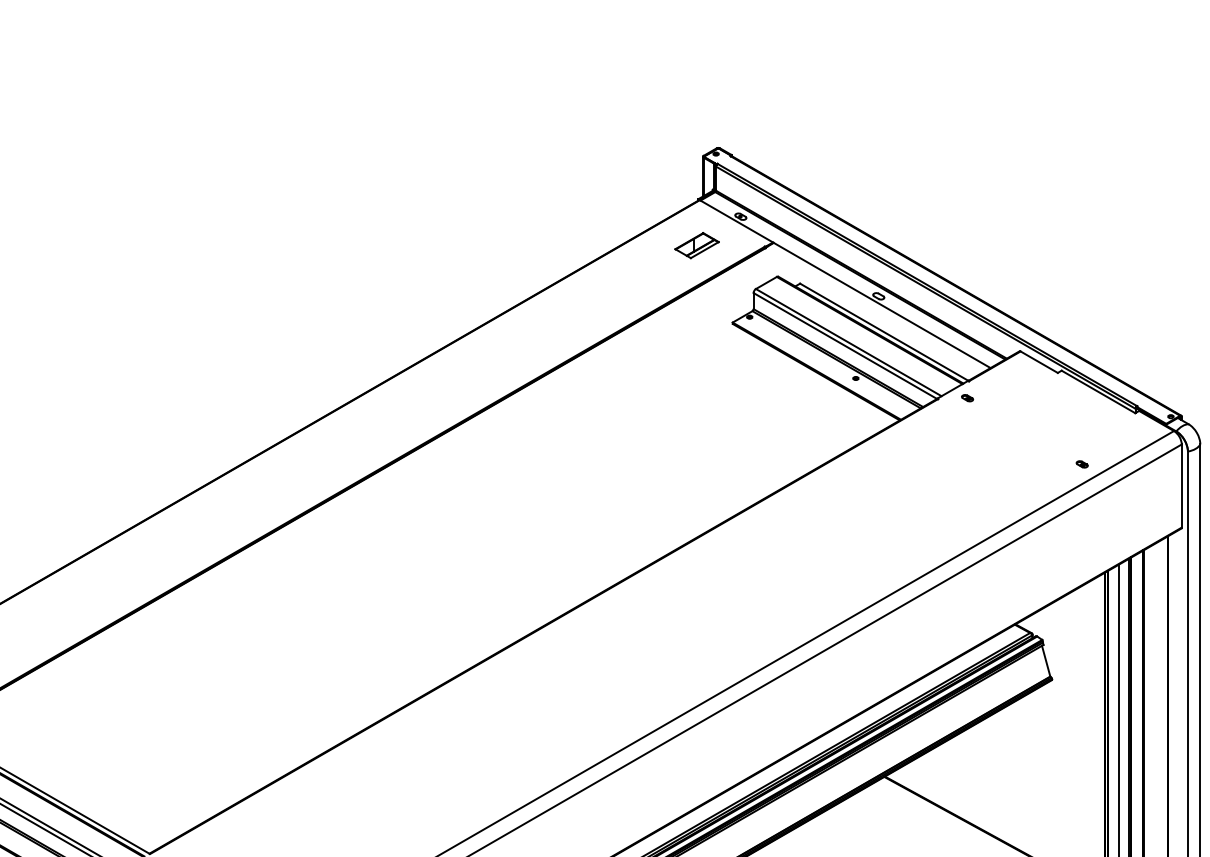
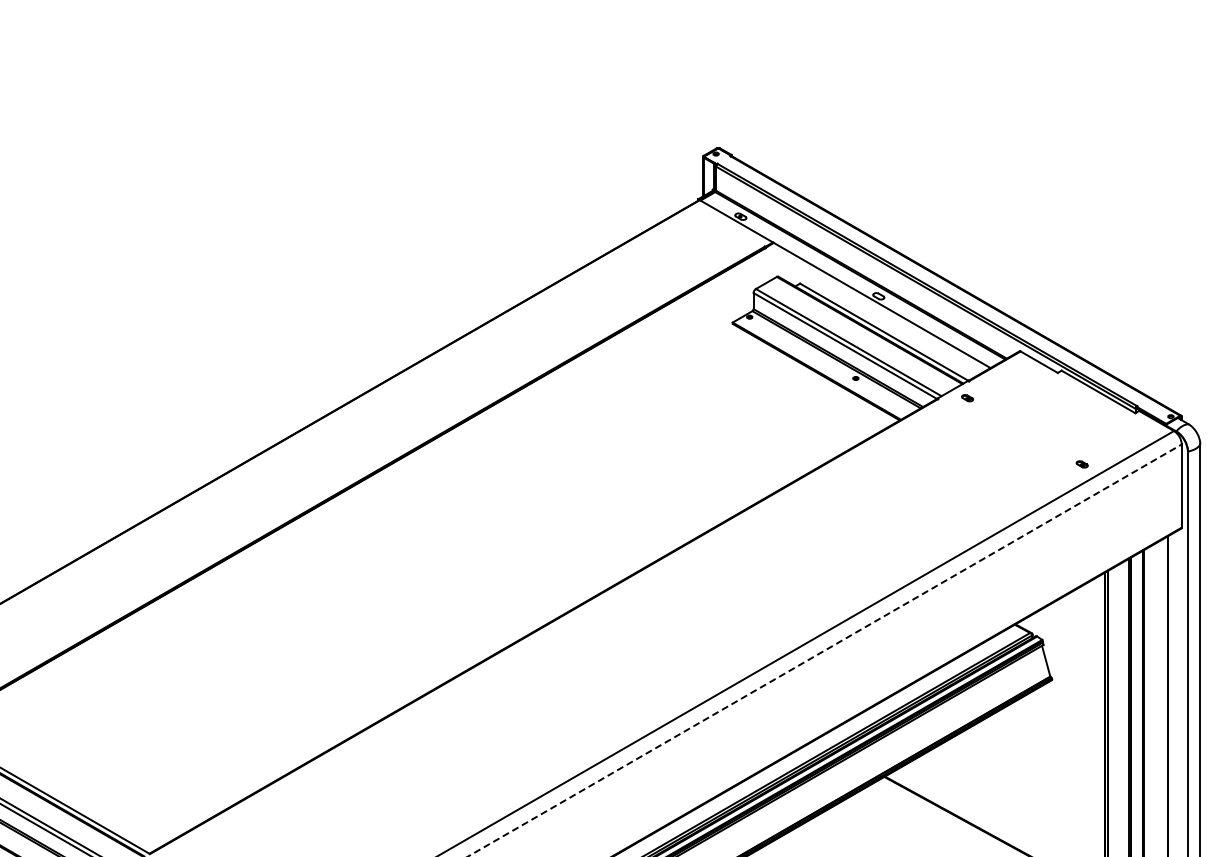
part: present -> none (696, 245)
line: solid -> dashed (824, 650)
line: present -> none (1118, 708)
